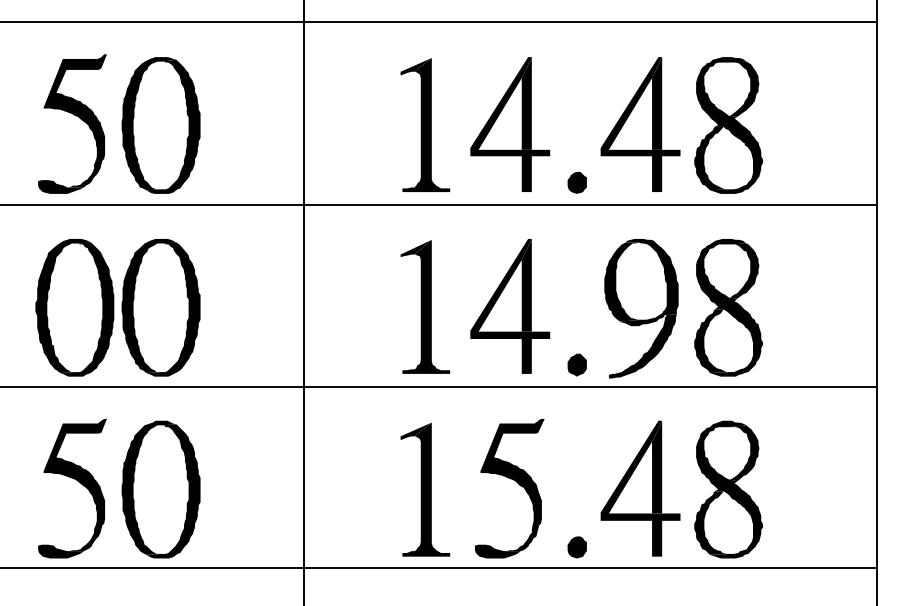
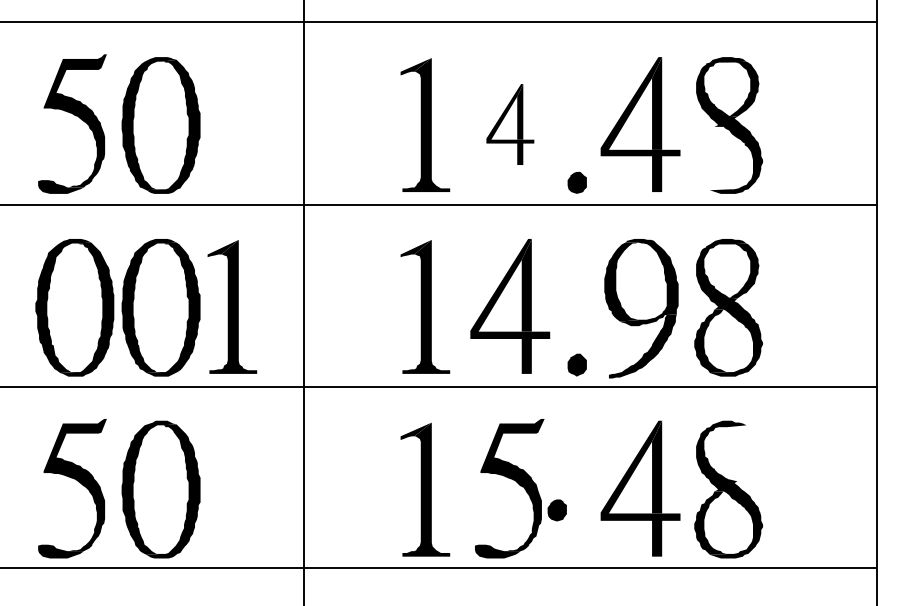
part size: 81x135 px -> 49x81 px (510, 124)
fill: present -> none (712, 158)
part: none -> present (232, 306)
fill: present -> none (743, 453)
part position: (576, 547) -> (556, 510) (556, 510)
